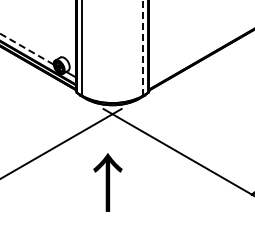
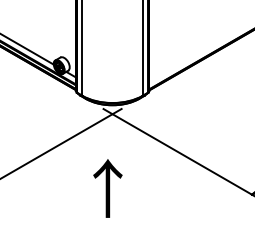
line: dashed -> solid (142, 47)
line: dashed -> solid (26, 49)
text position: (107, 182) -> (107, 188) (107, 188)
